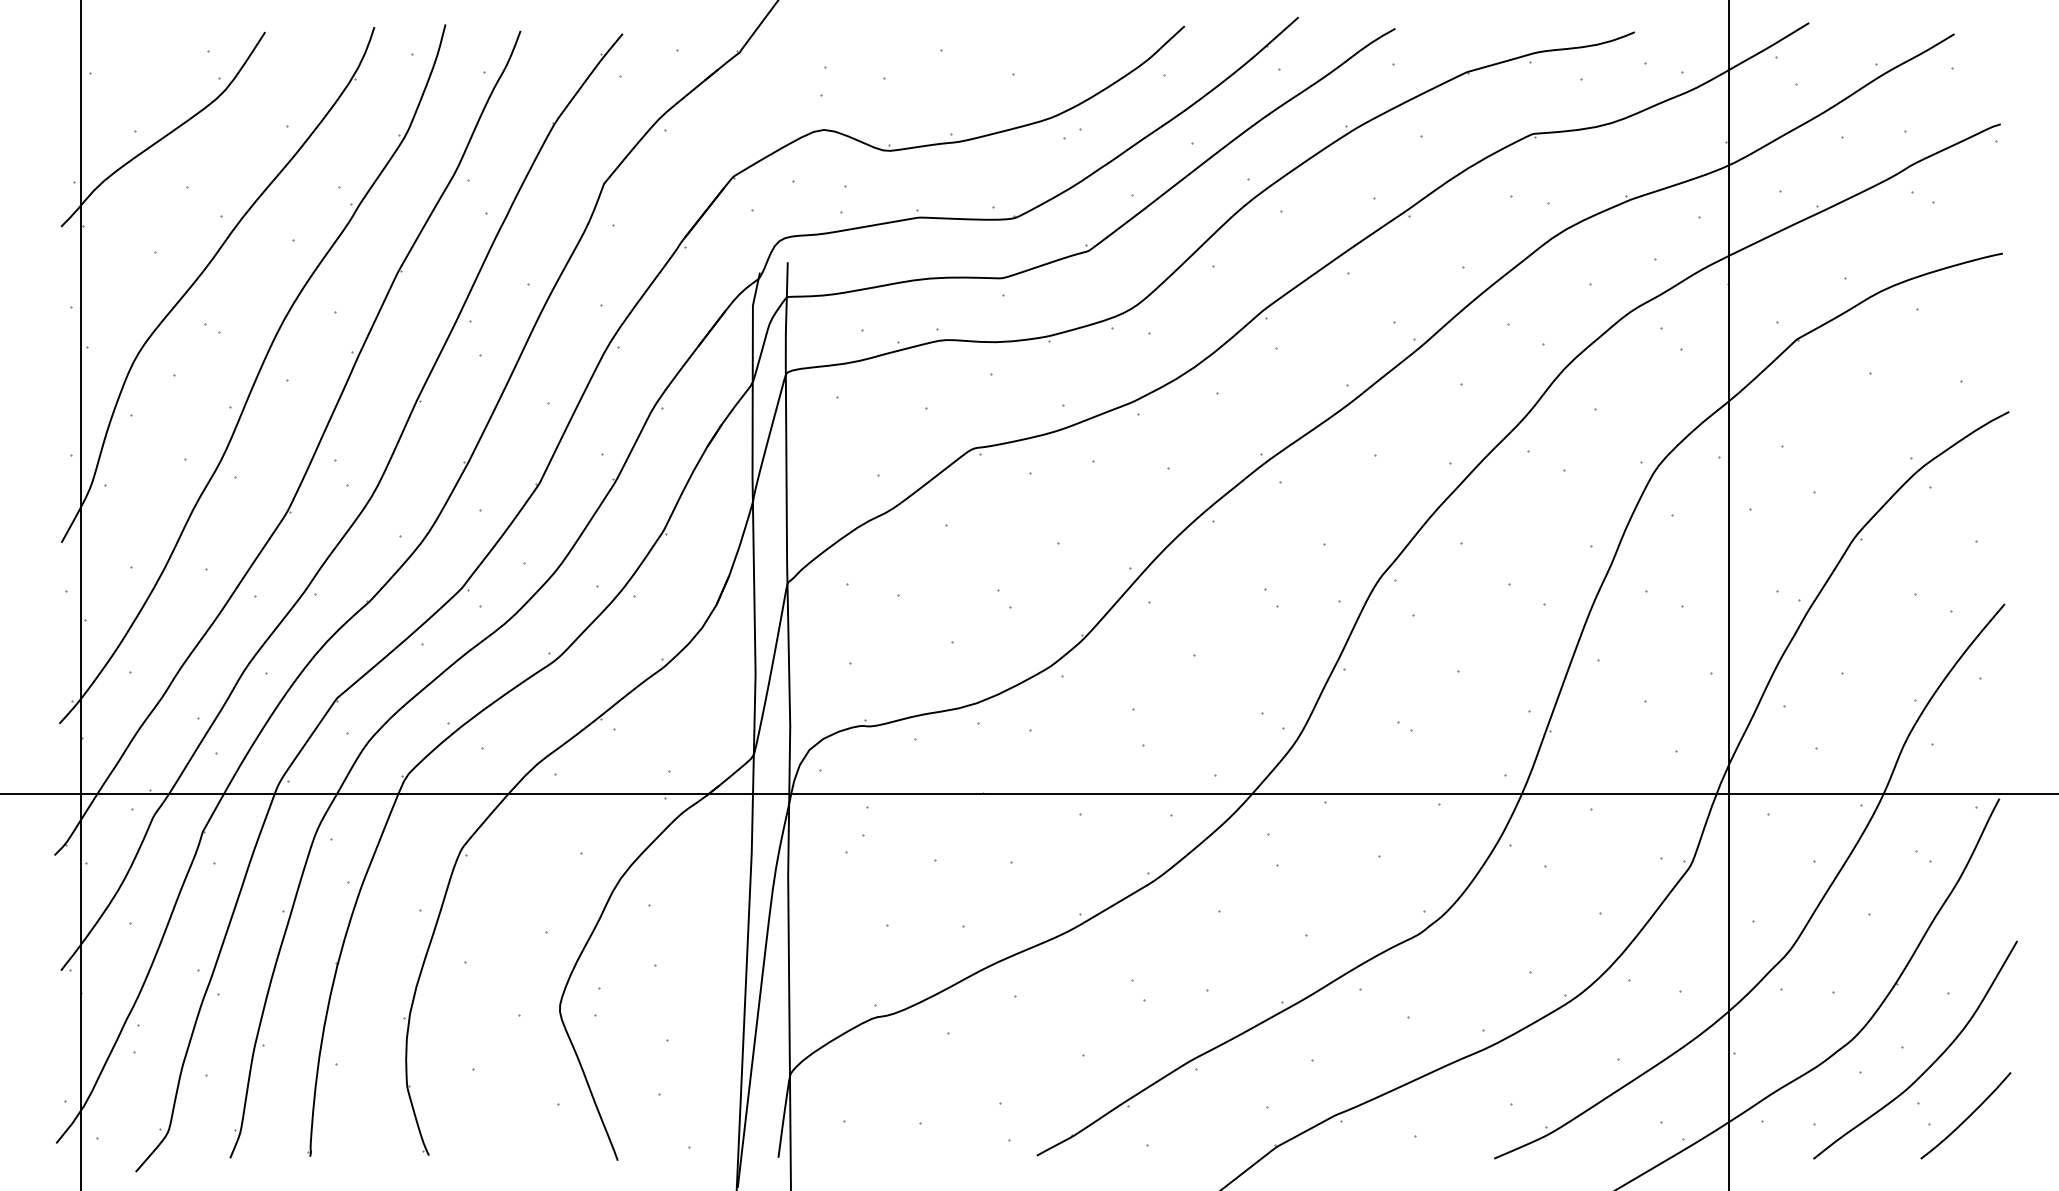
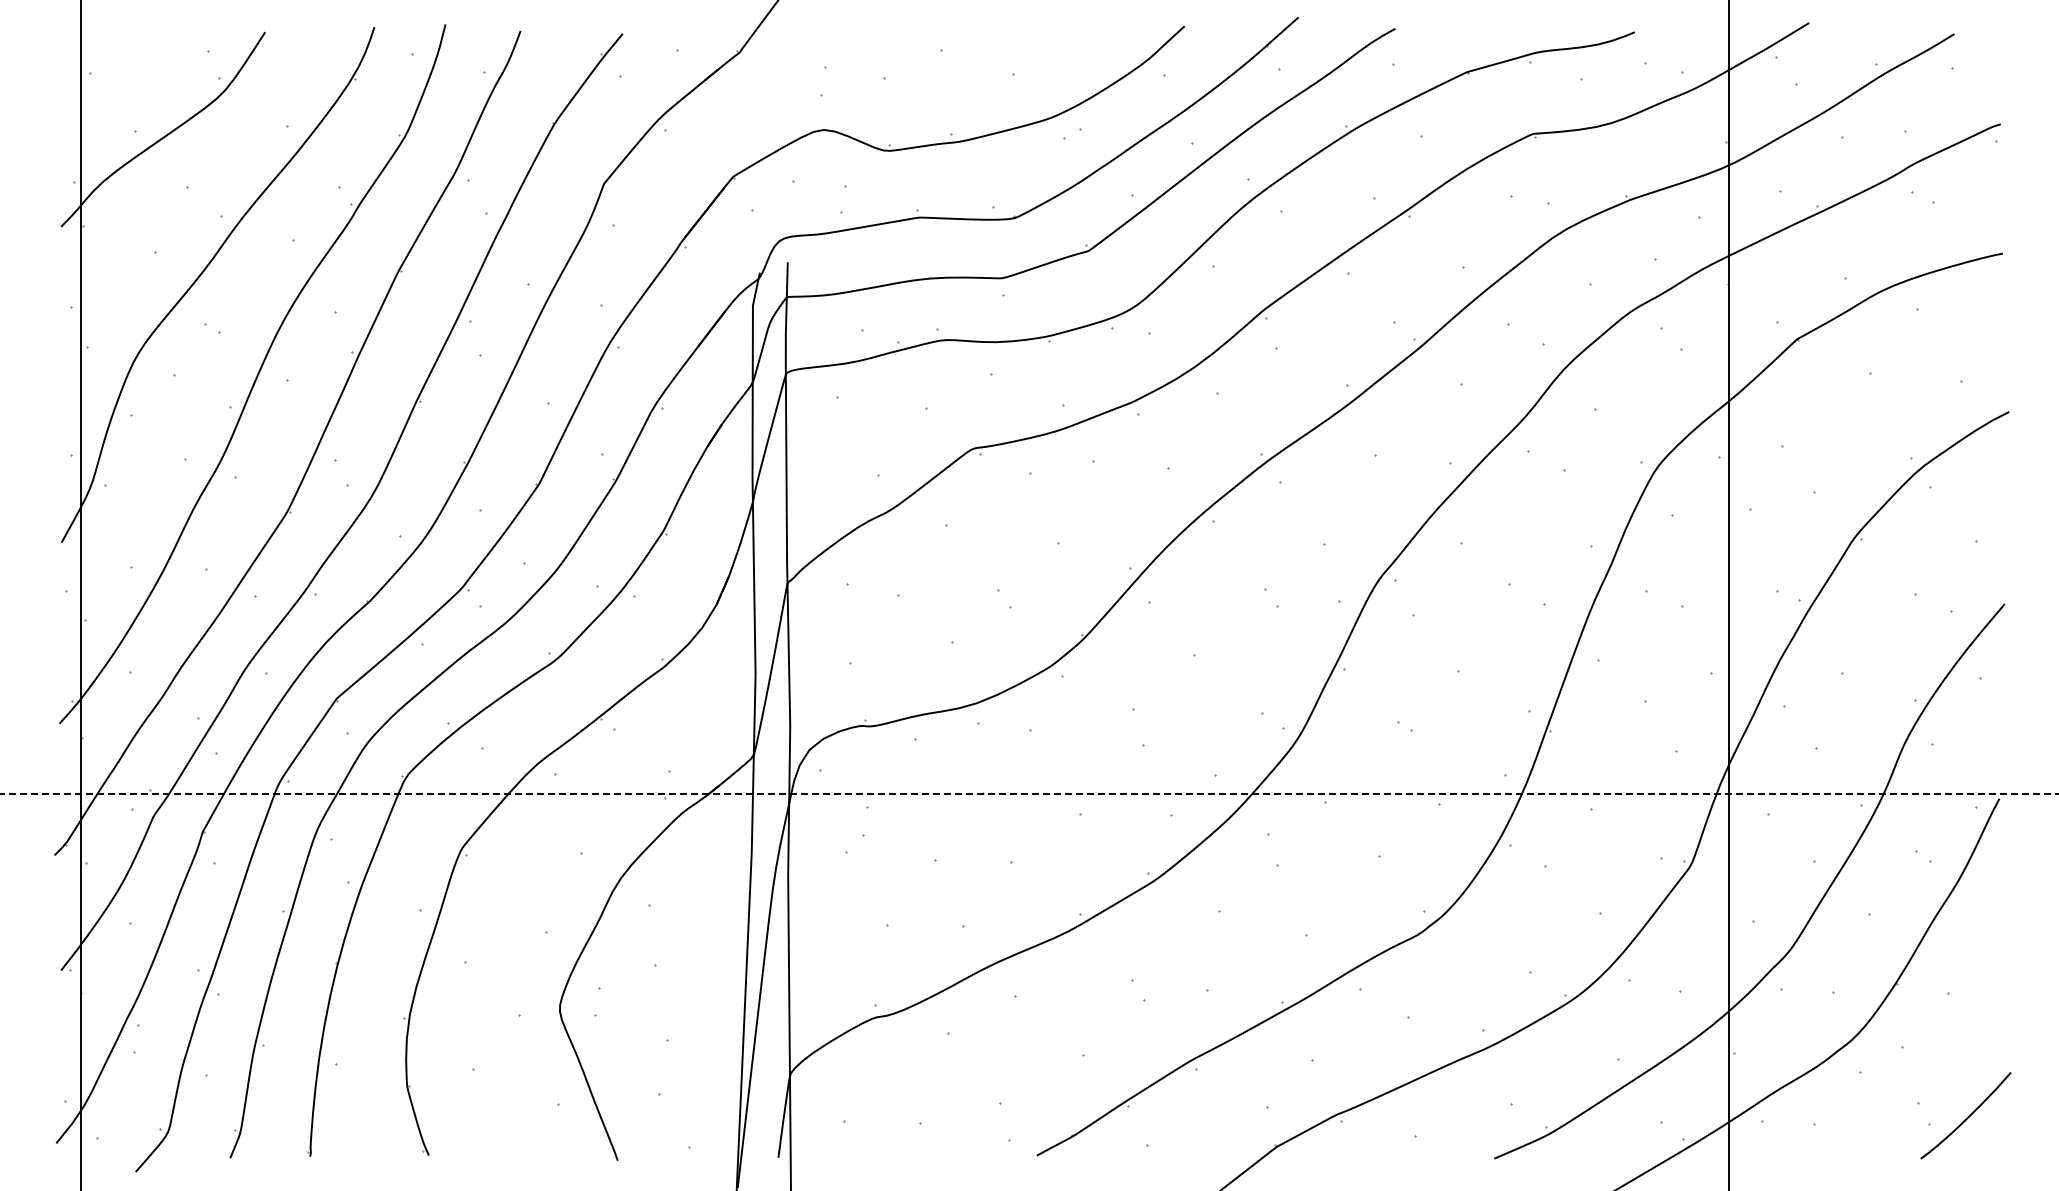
line: solid -> dashed (1029, 793)
curve: present -> none (1932, 1062)
